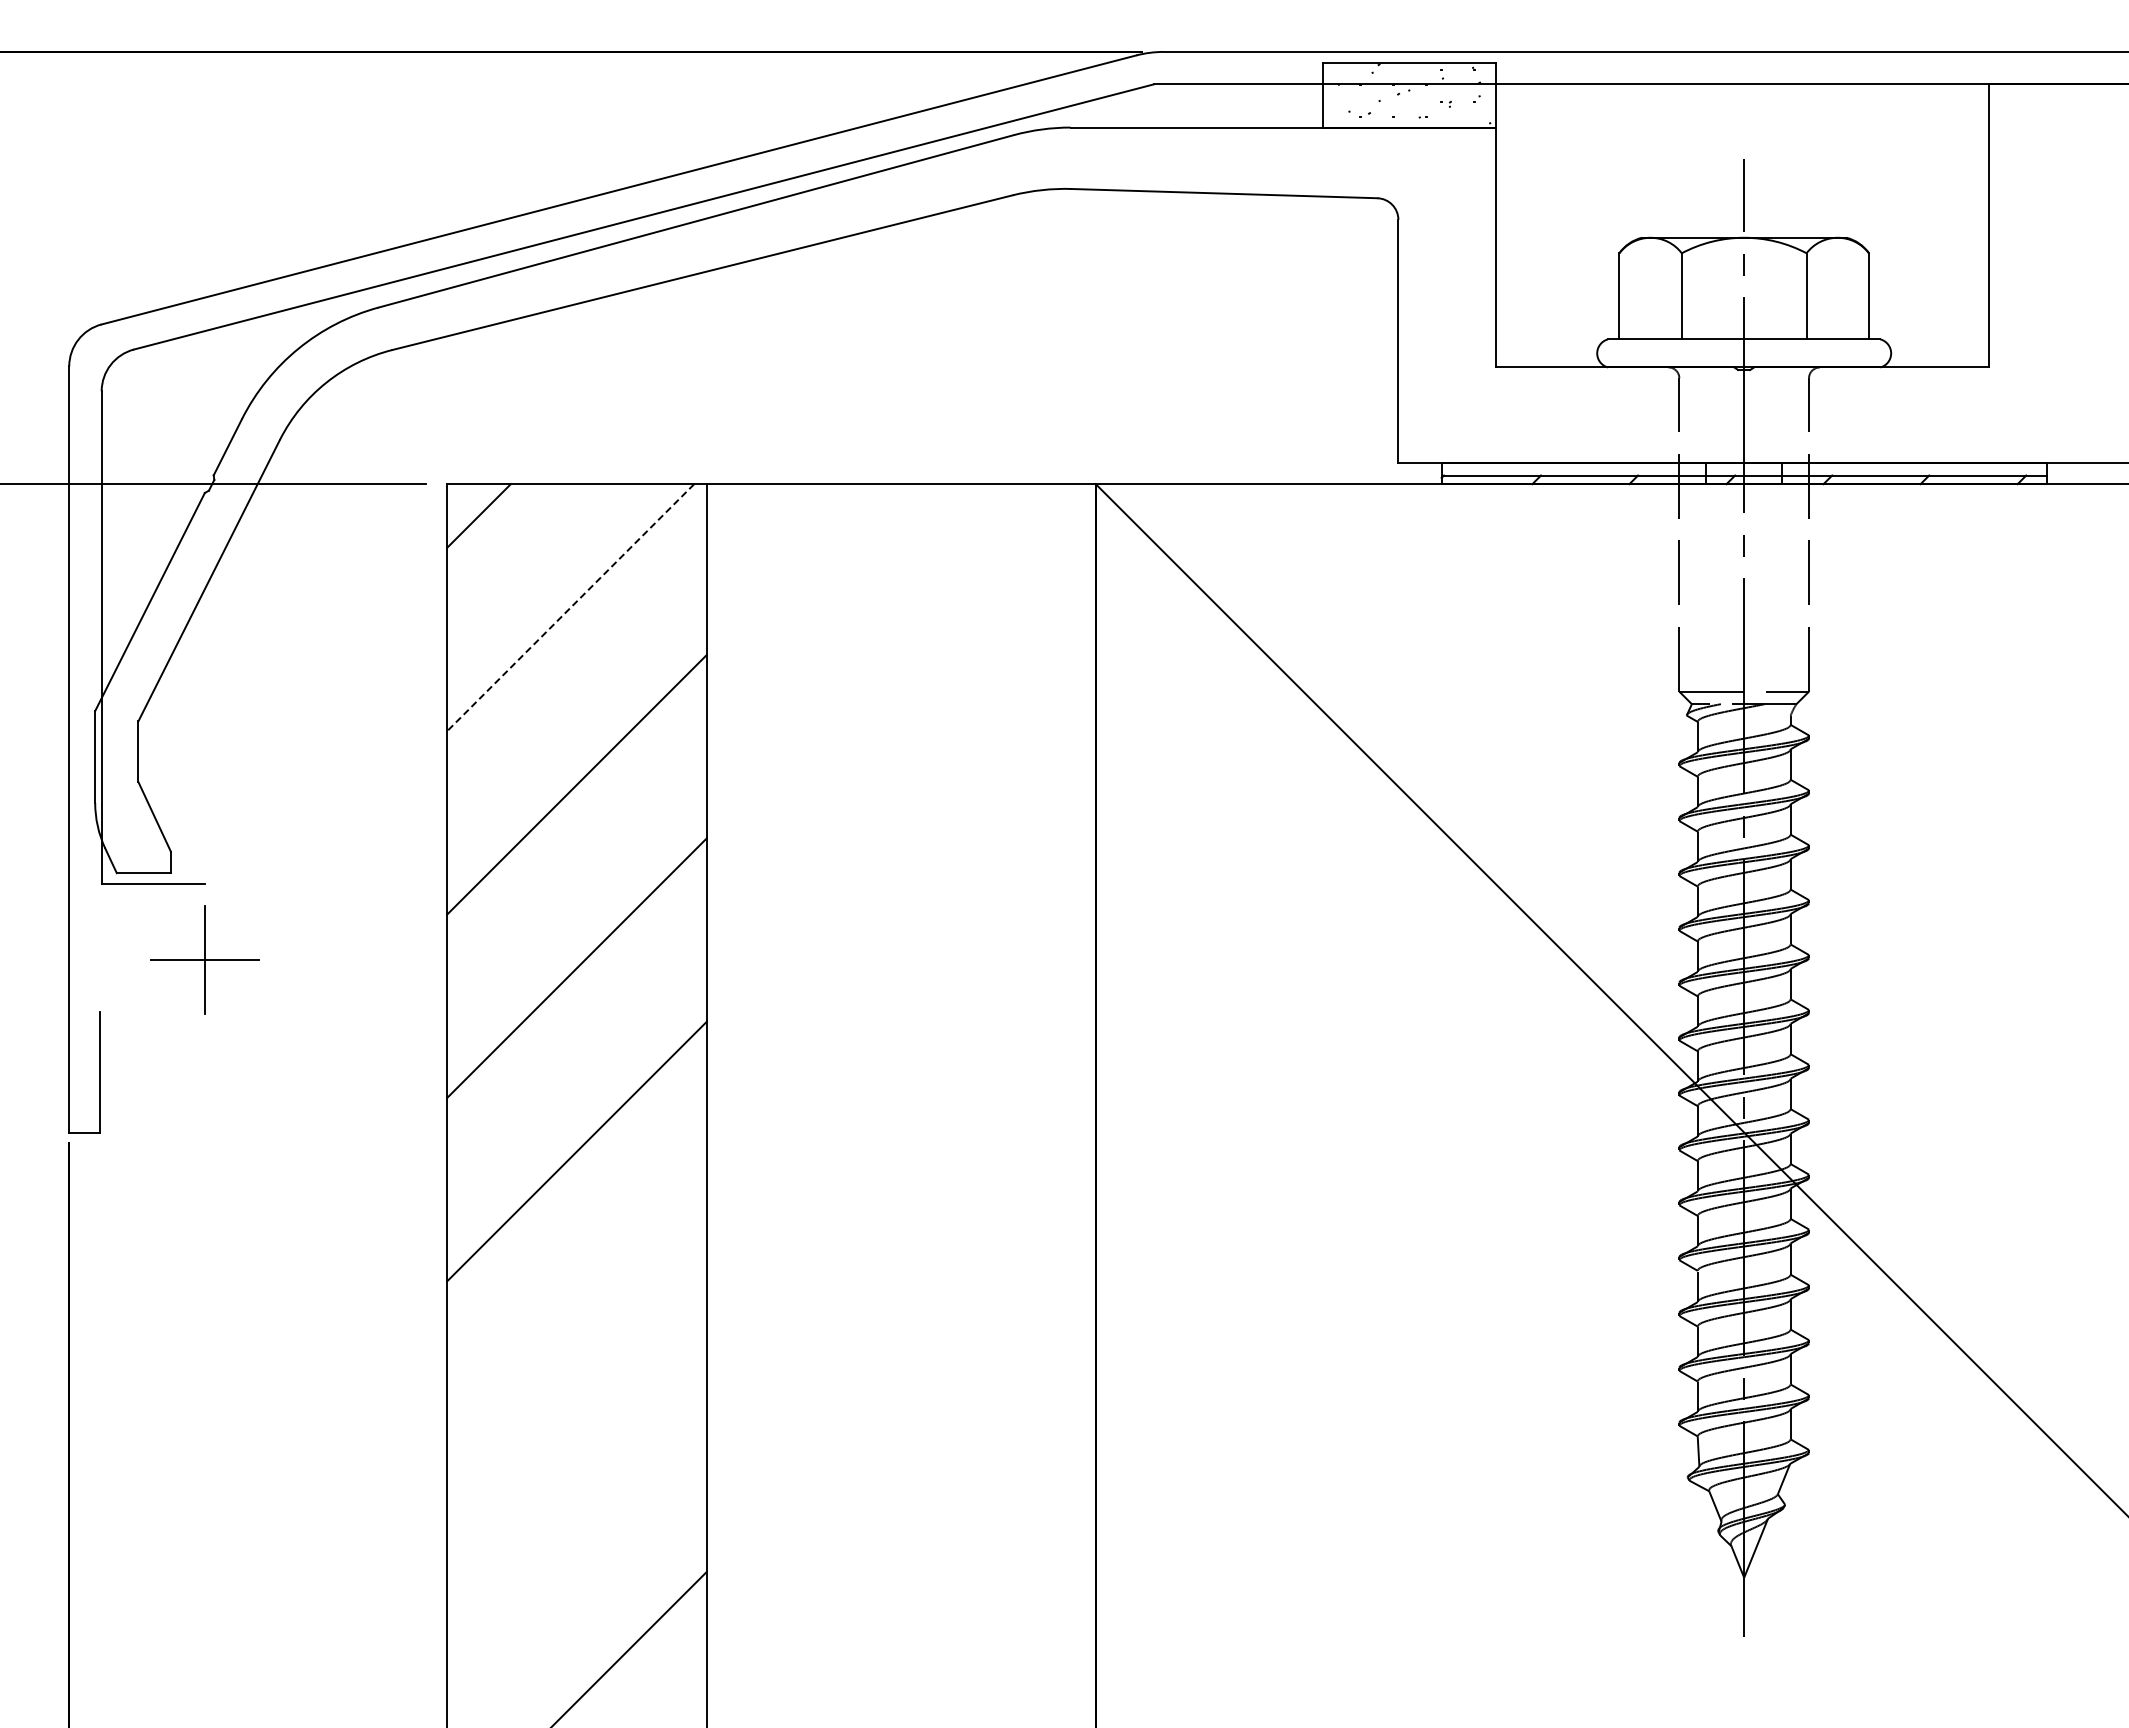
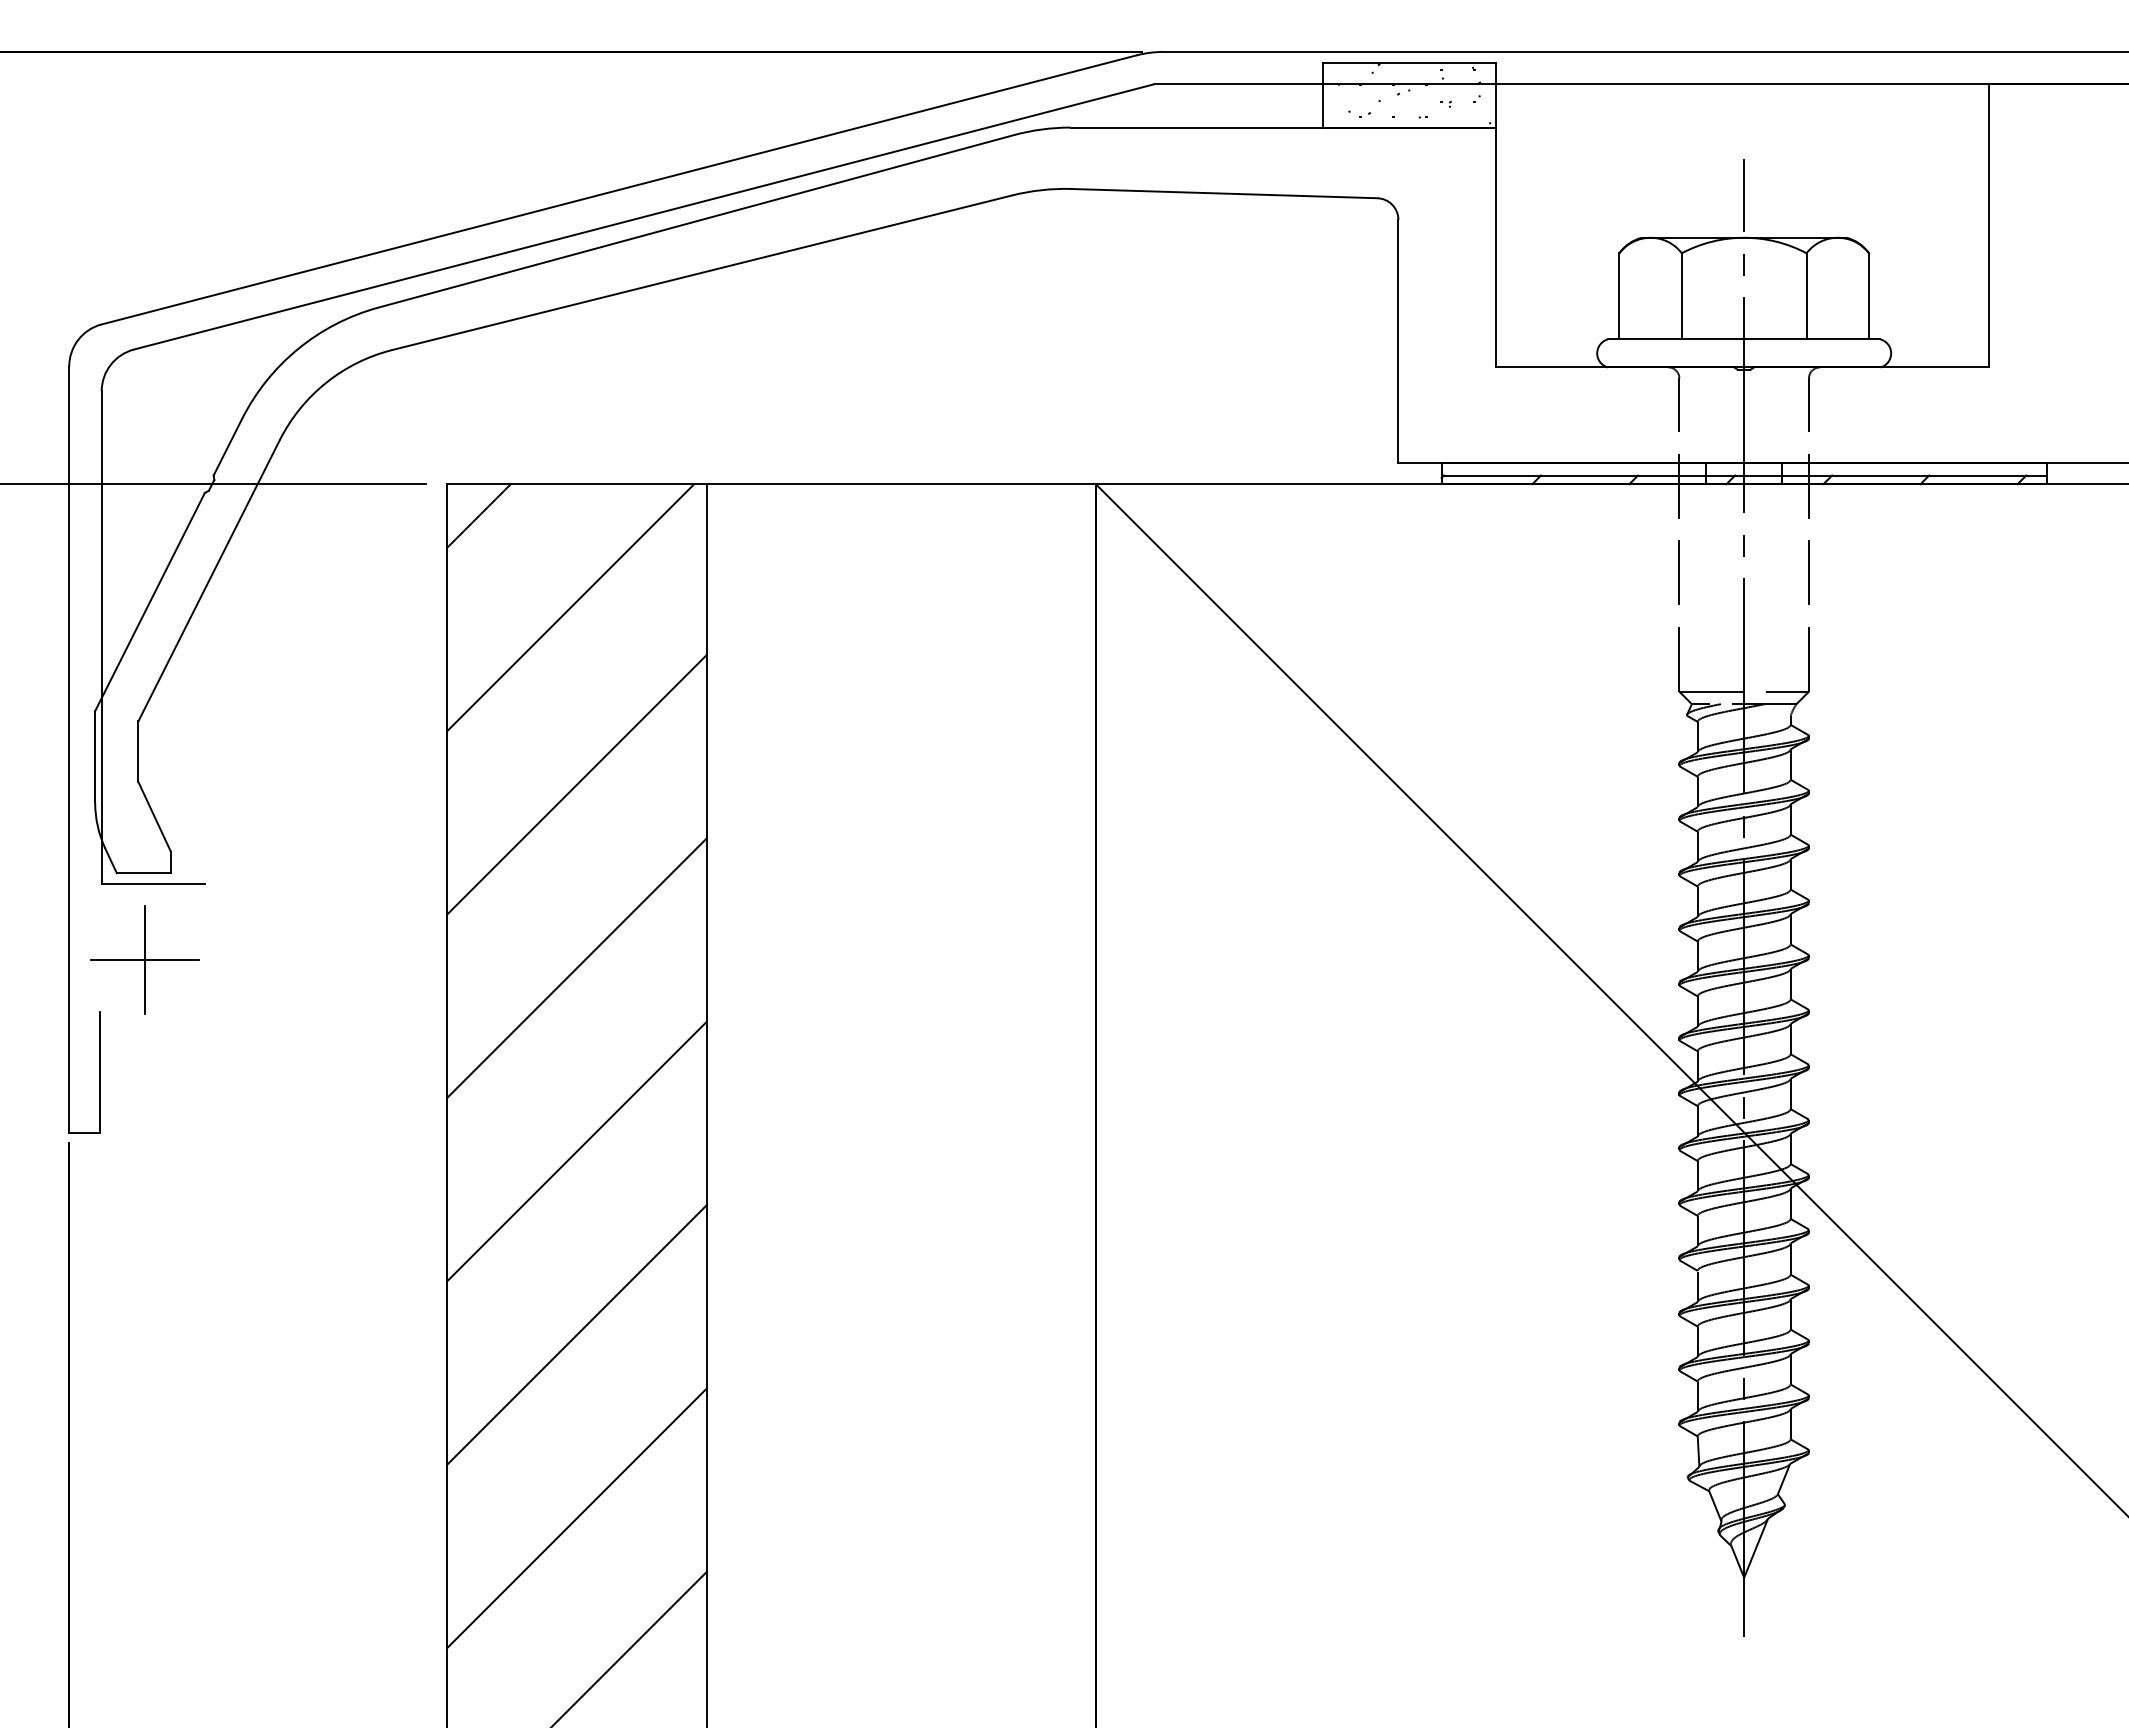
line: dashed -> solid (570, 607)
part position: (204, 959) -> (144, 959) (144, 959)
line: none -> present (576, 1334)
line: none -> present (576, 1517)
